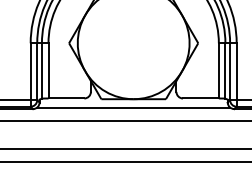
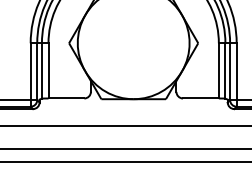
line: present -> none (133, 107)
line position: (125, 120) -> (125, 125) (125, 125)
